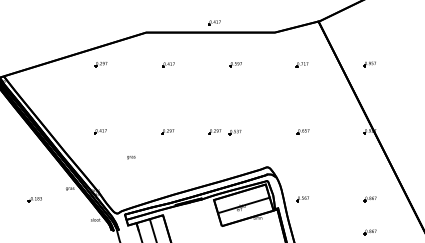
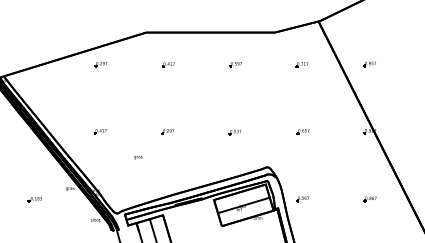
part: present -> none (214, 22)
part: present -> none (214, 131)
text position: (131, 157) -> (138, 157) (138, 157)
part: present -> none (369, 232)
